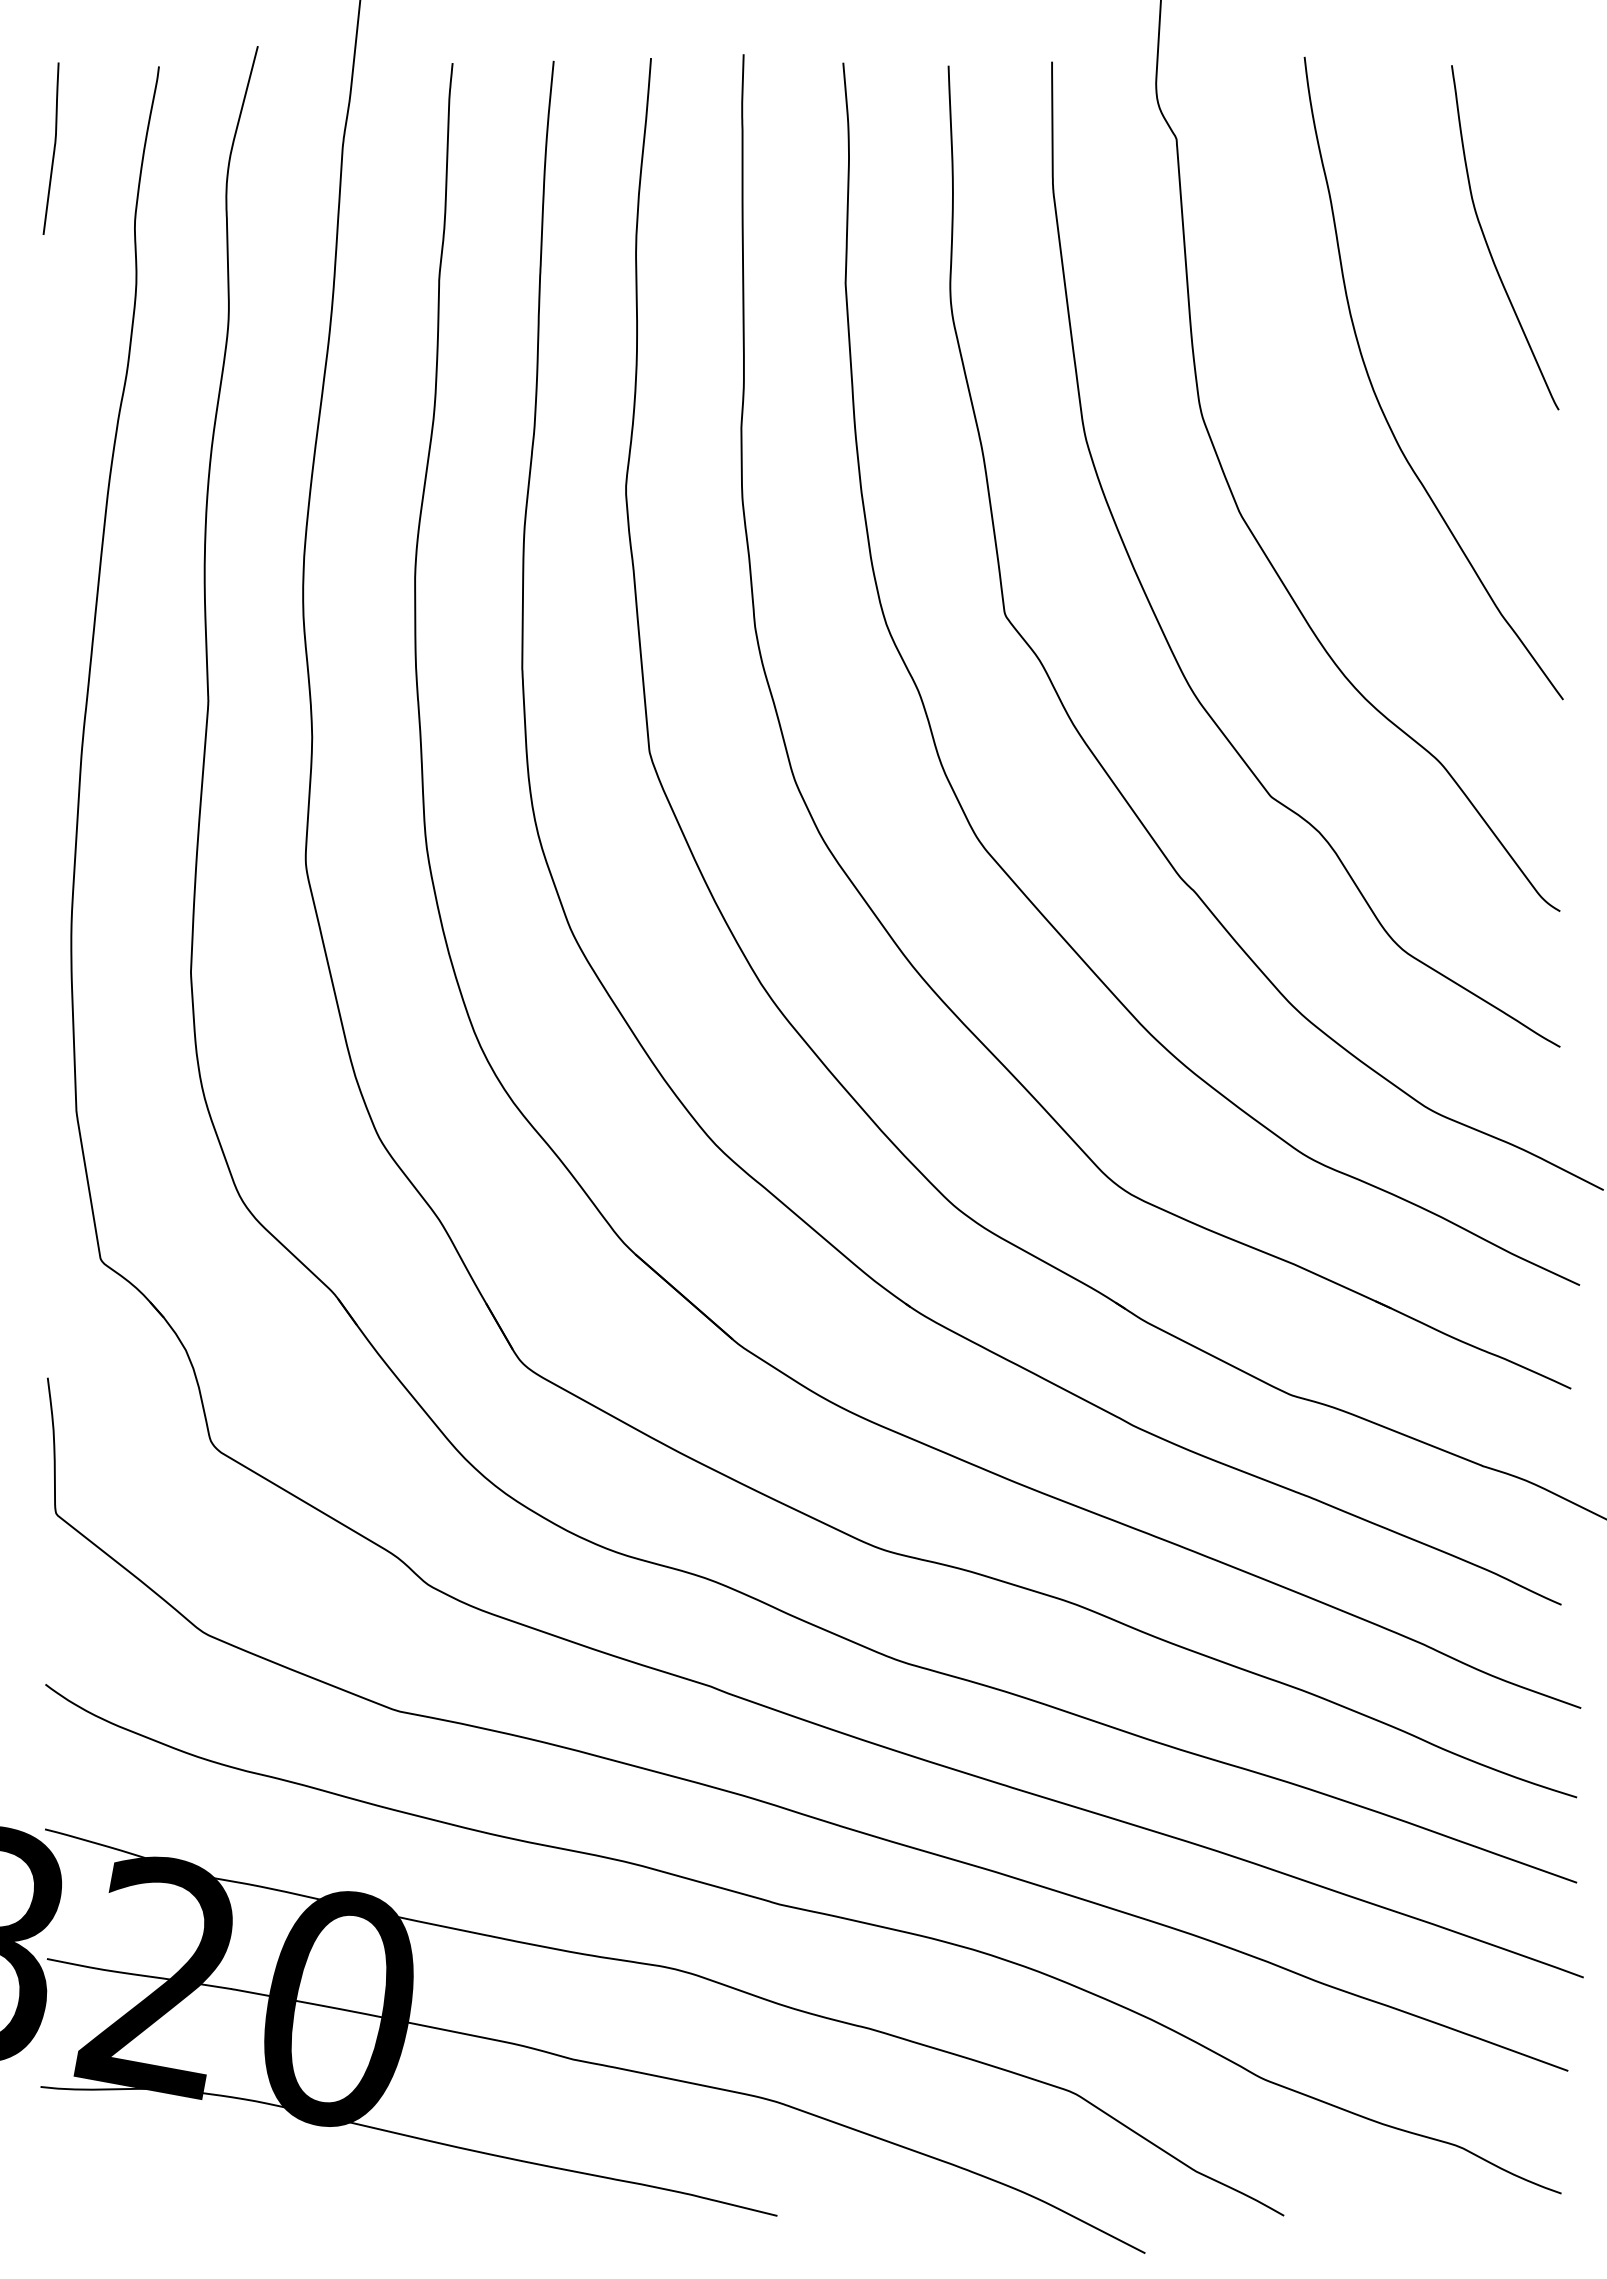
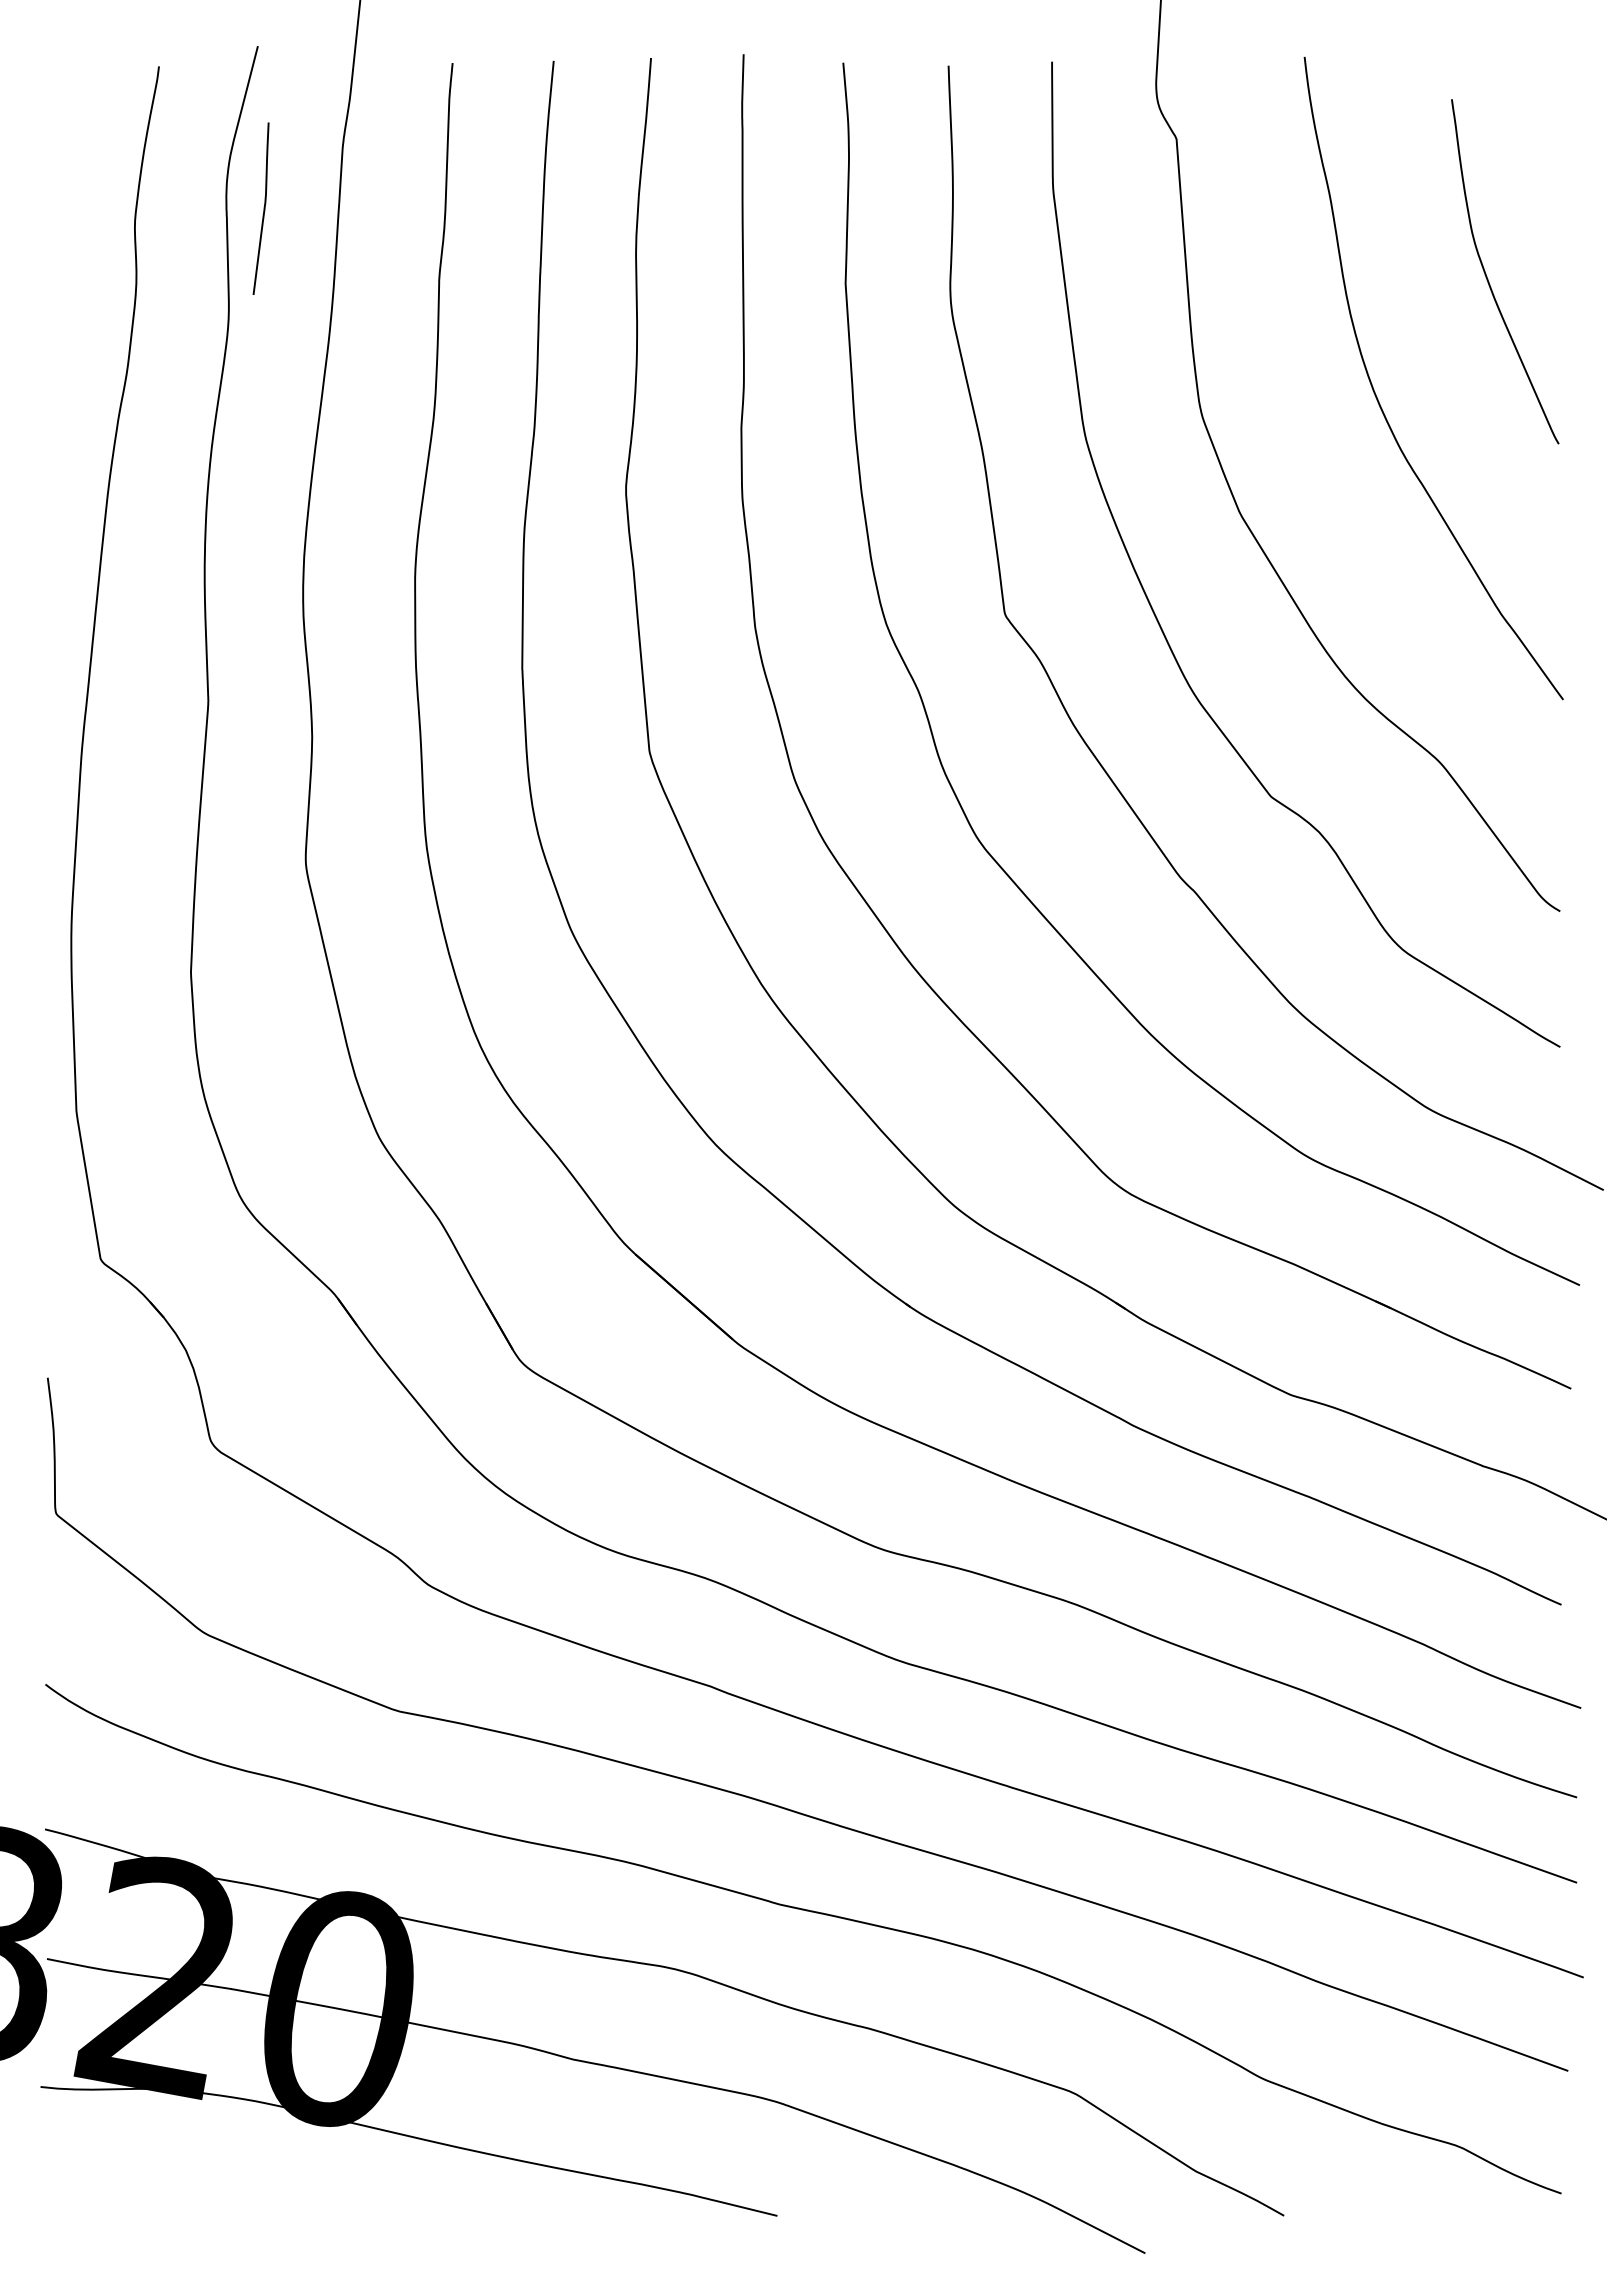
curve position: (53, 148) -> (263, 208) (263, 208)
curve position: (1487, 242) -> (1487, 276) (1487, 276)
